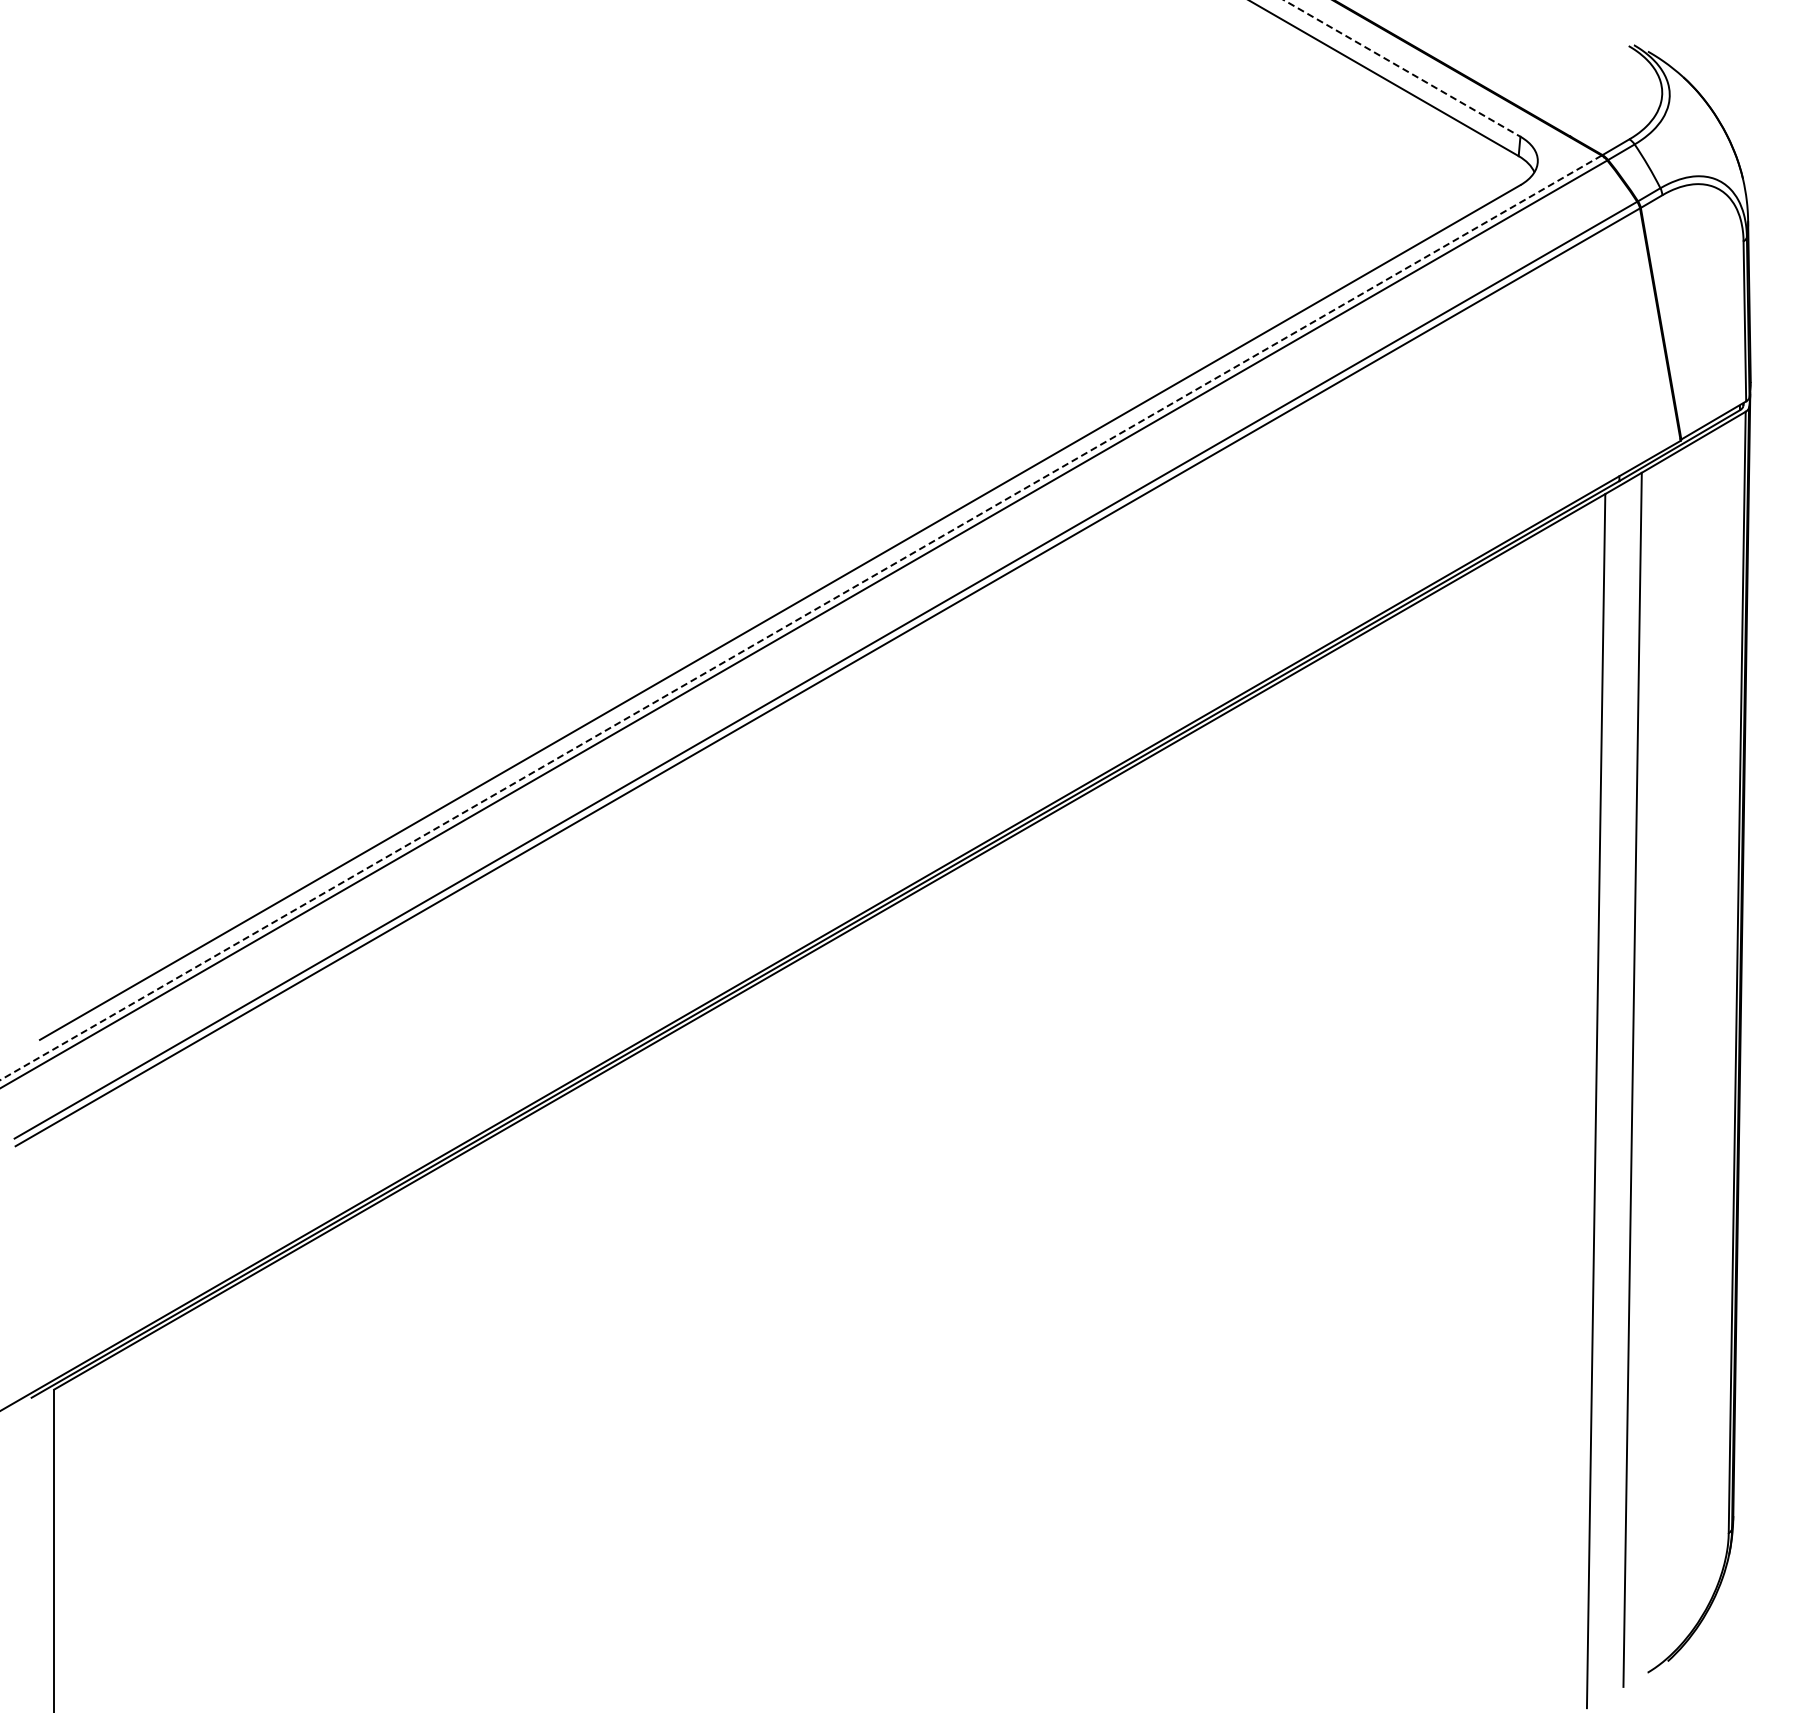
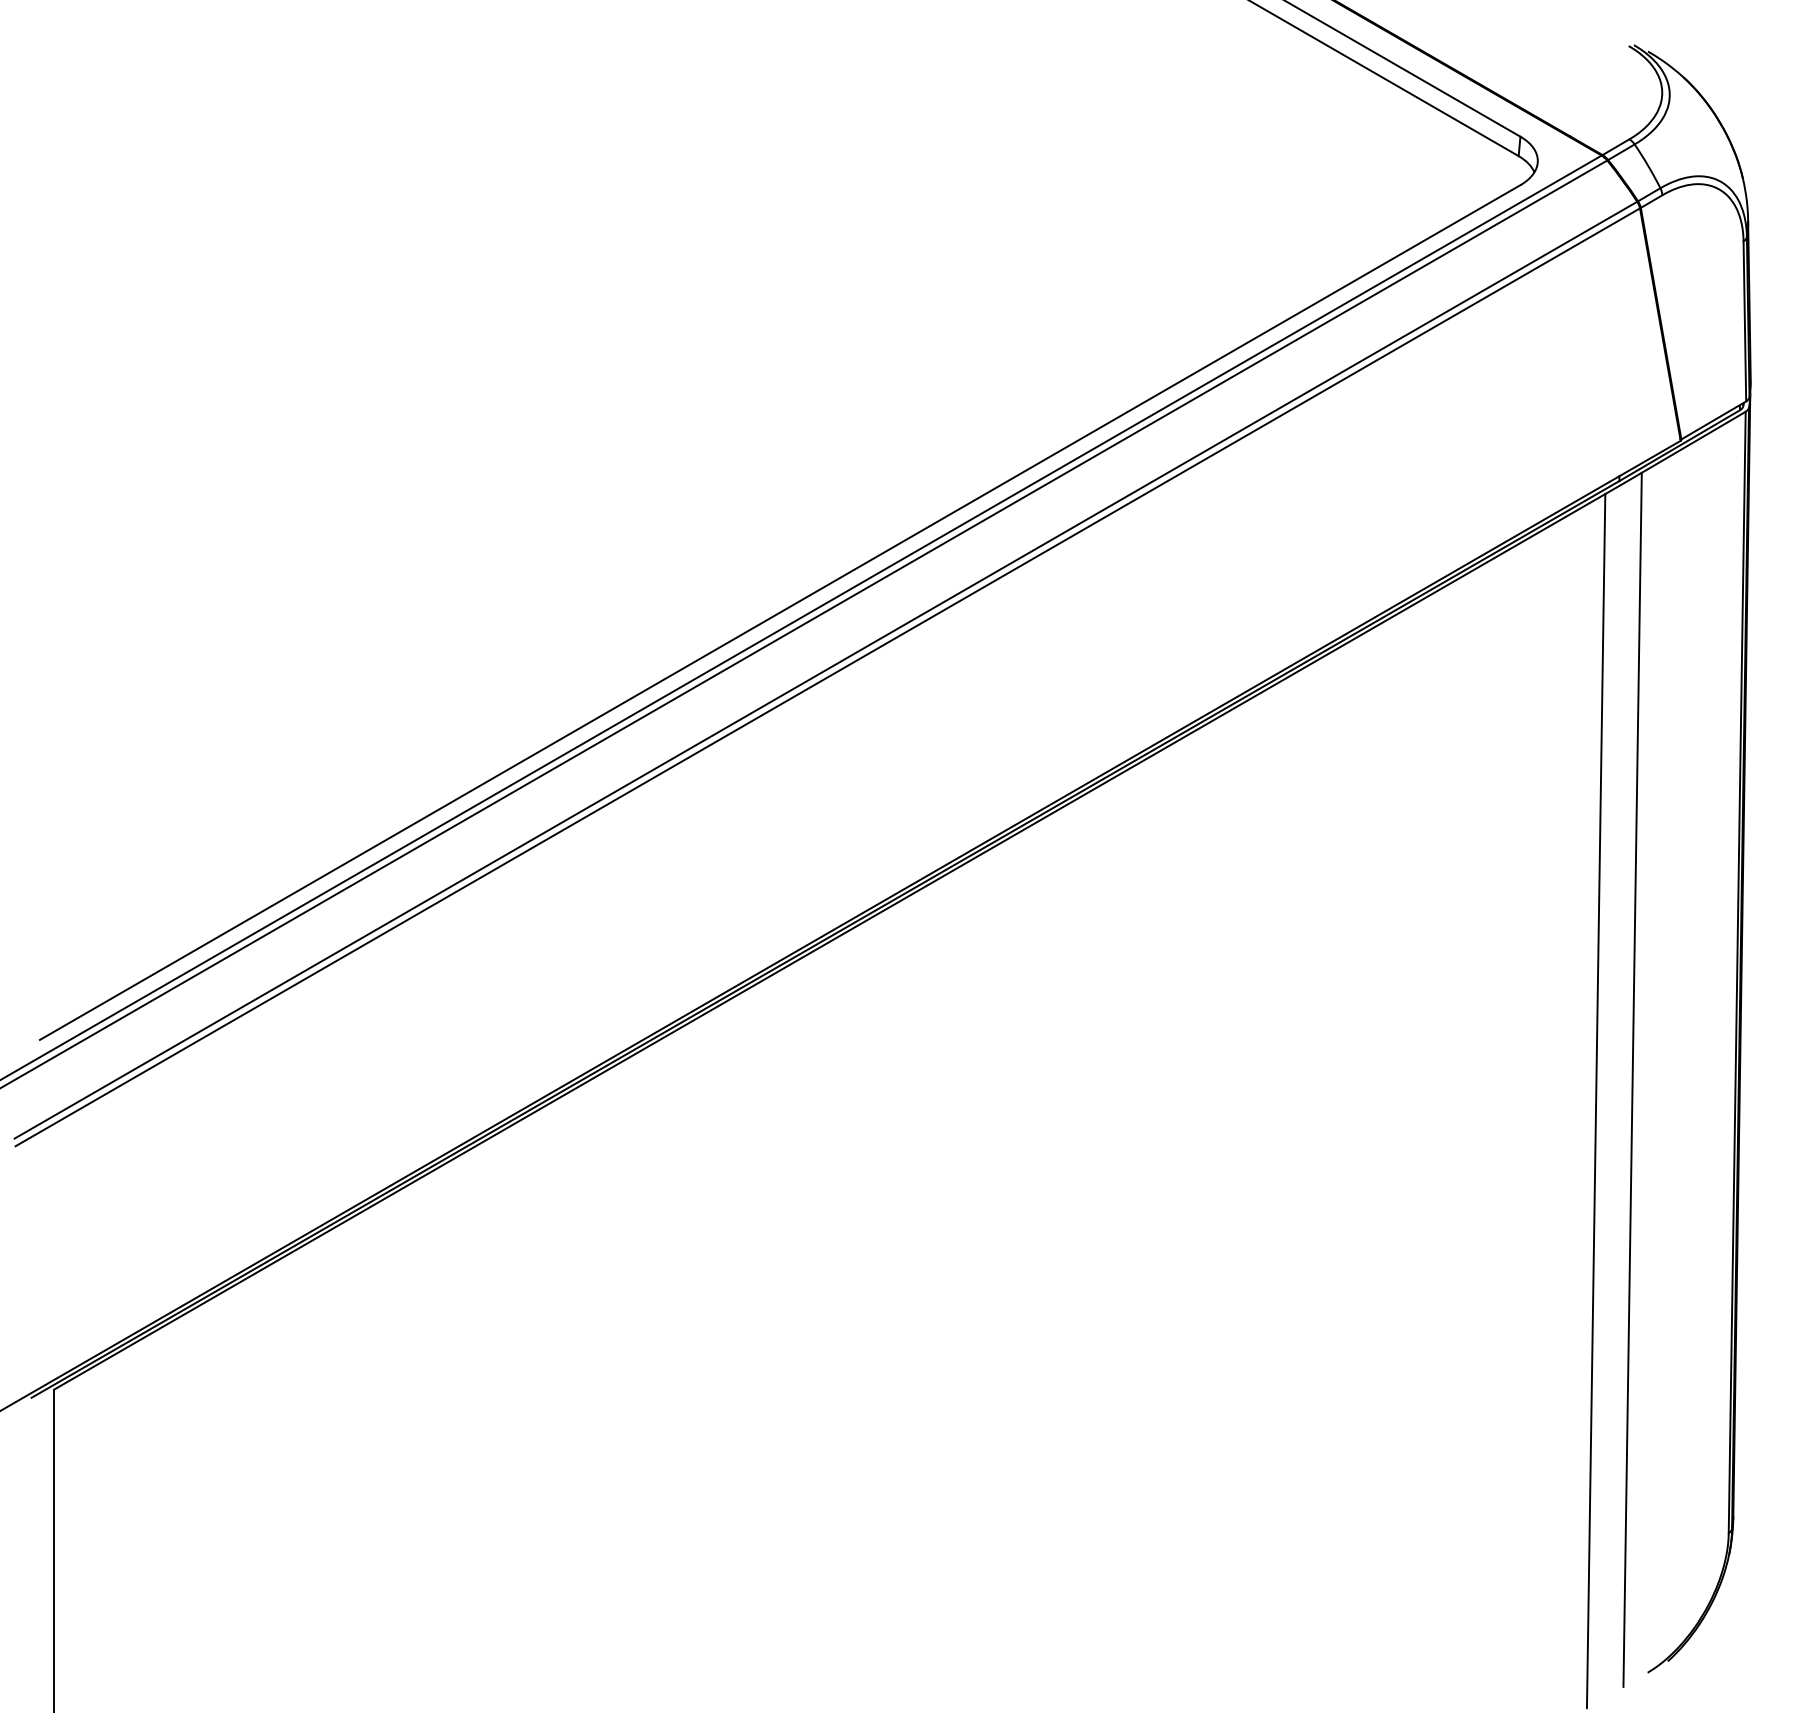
line: dashed -> solid (1402, 68)
line: dashed -> solid (800, 617)
